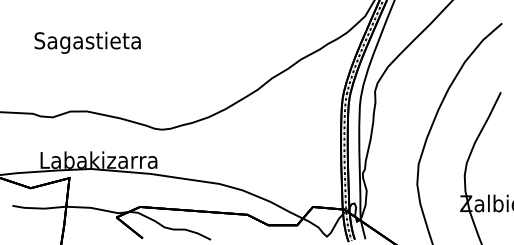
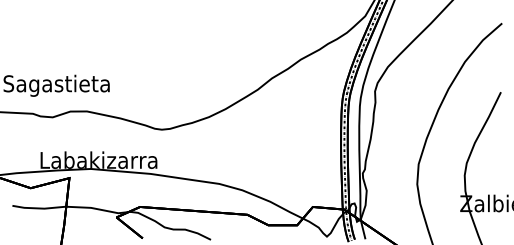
text position: (87, 42) -> (56, 85) (56, 85)
